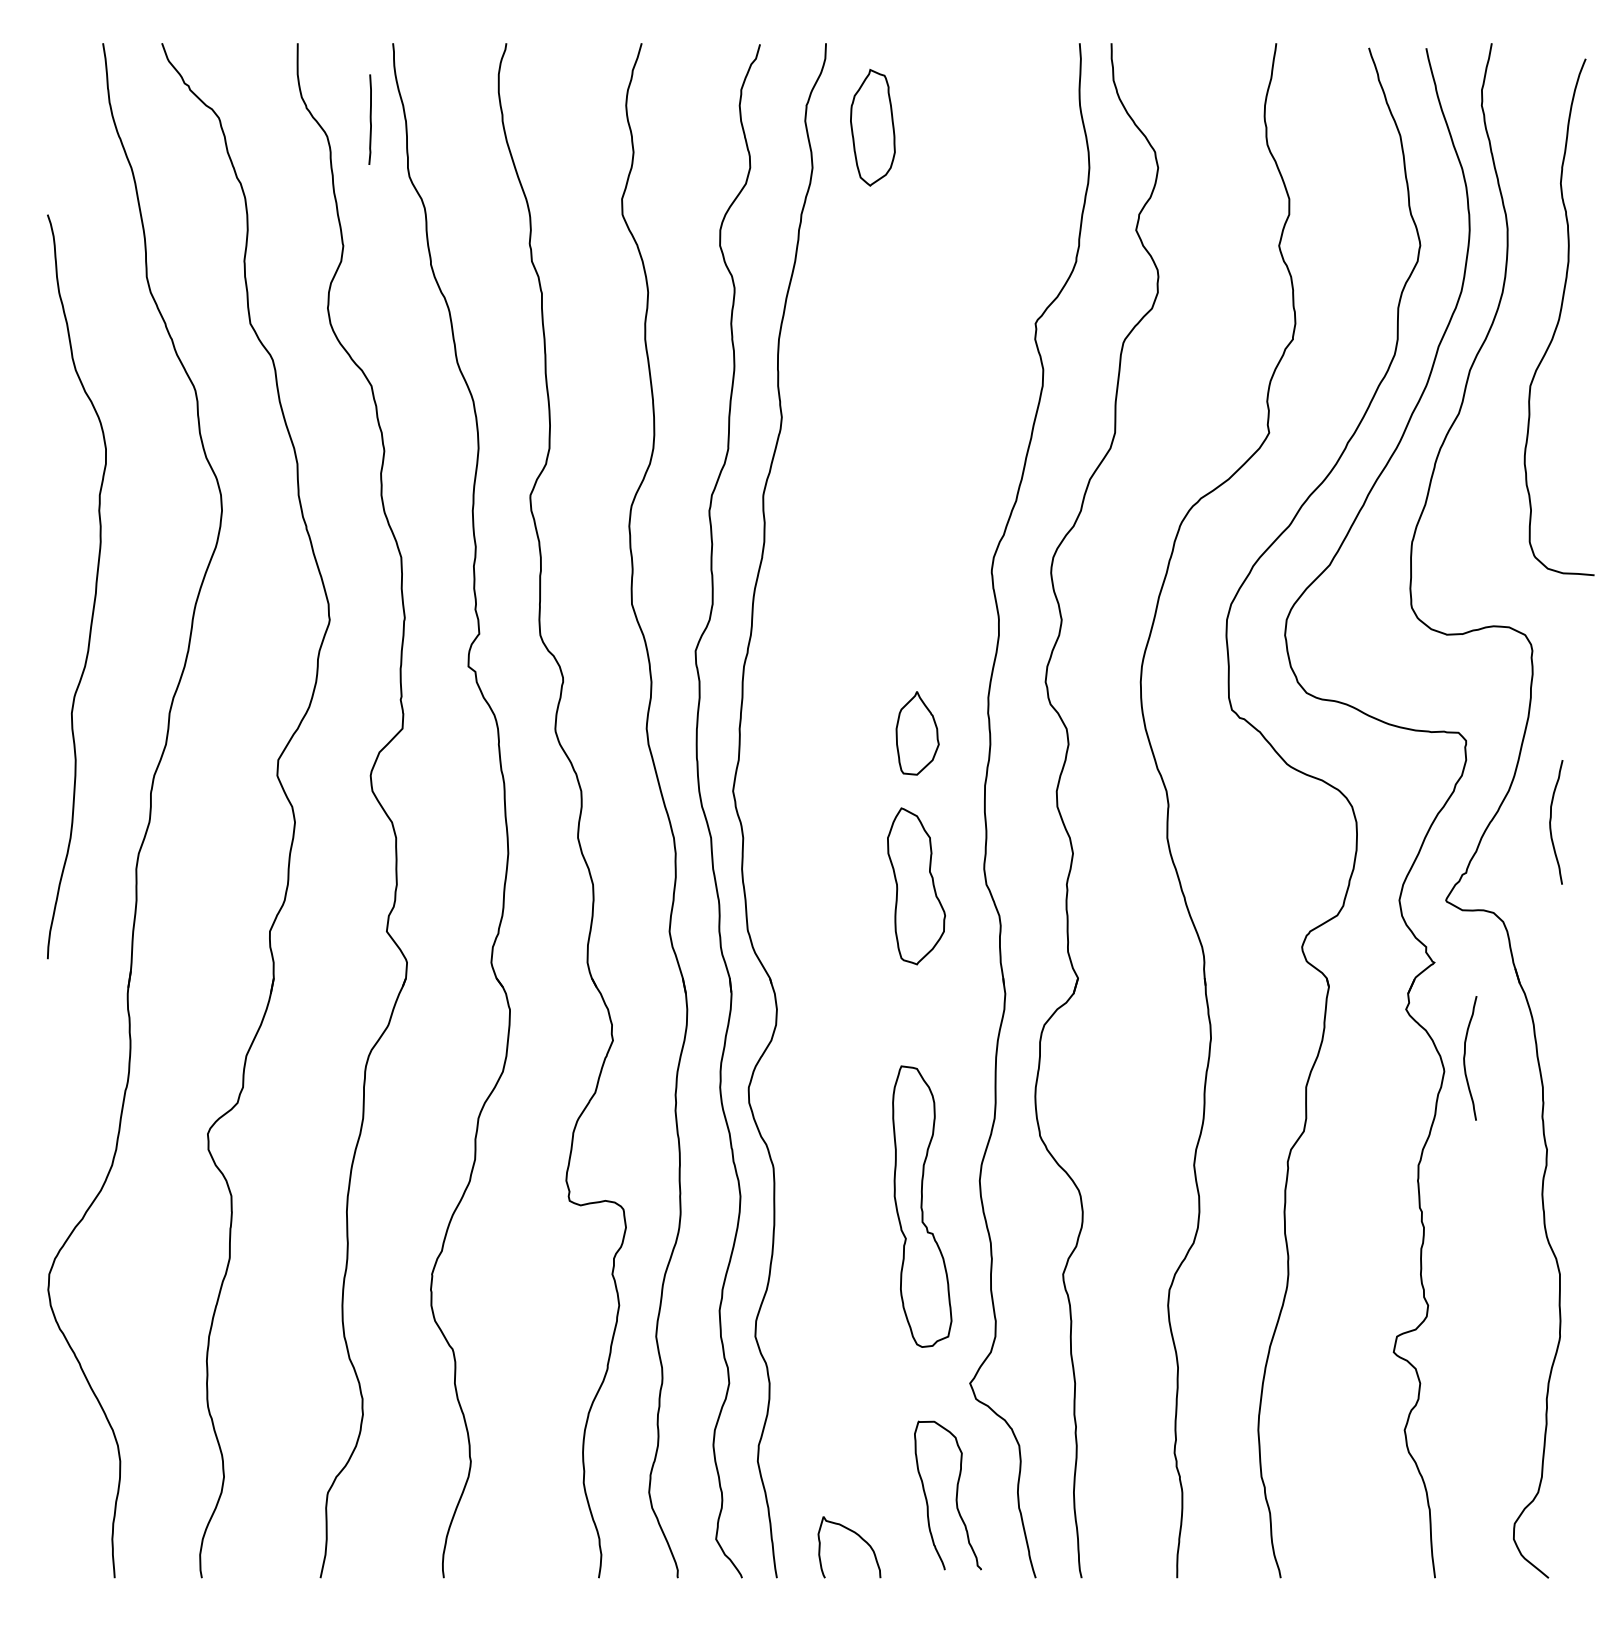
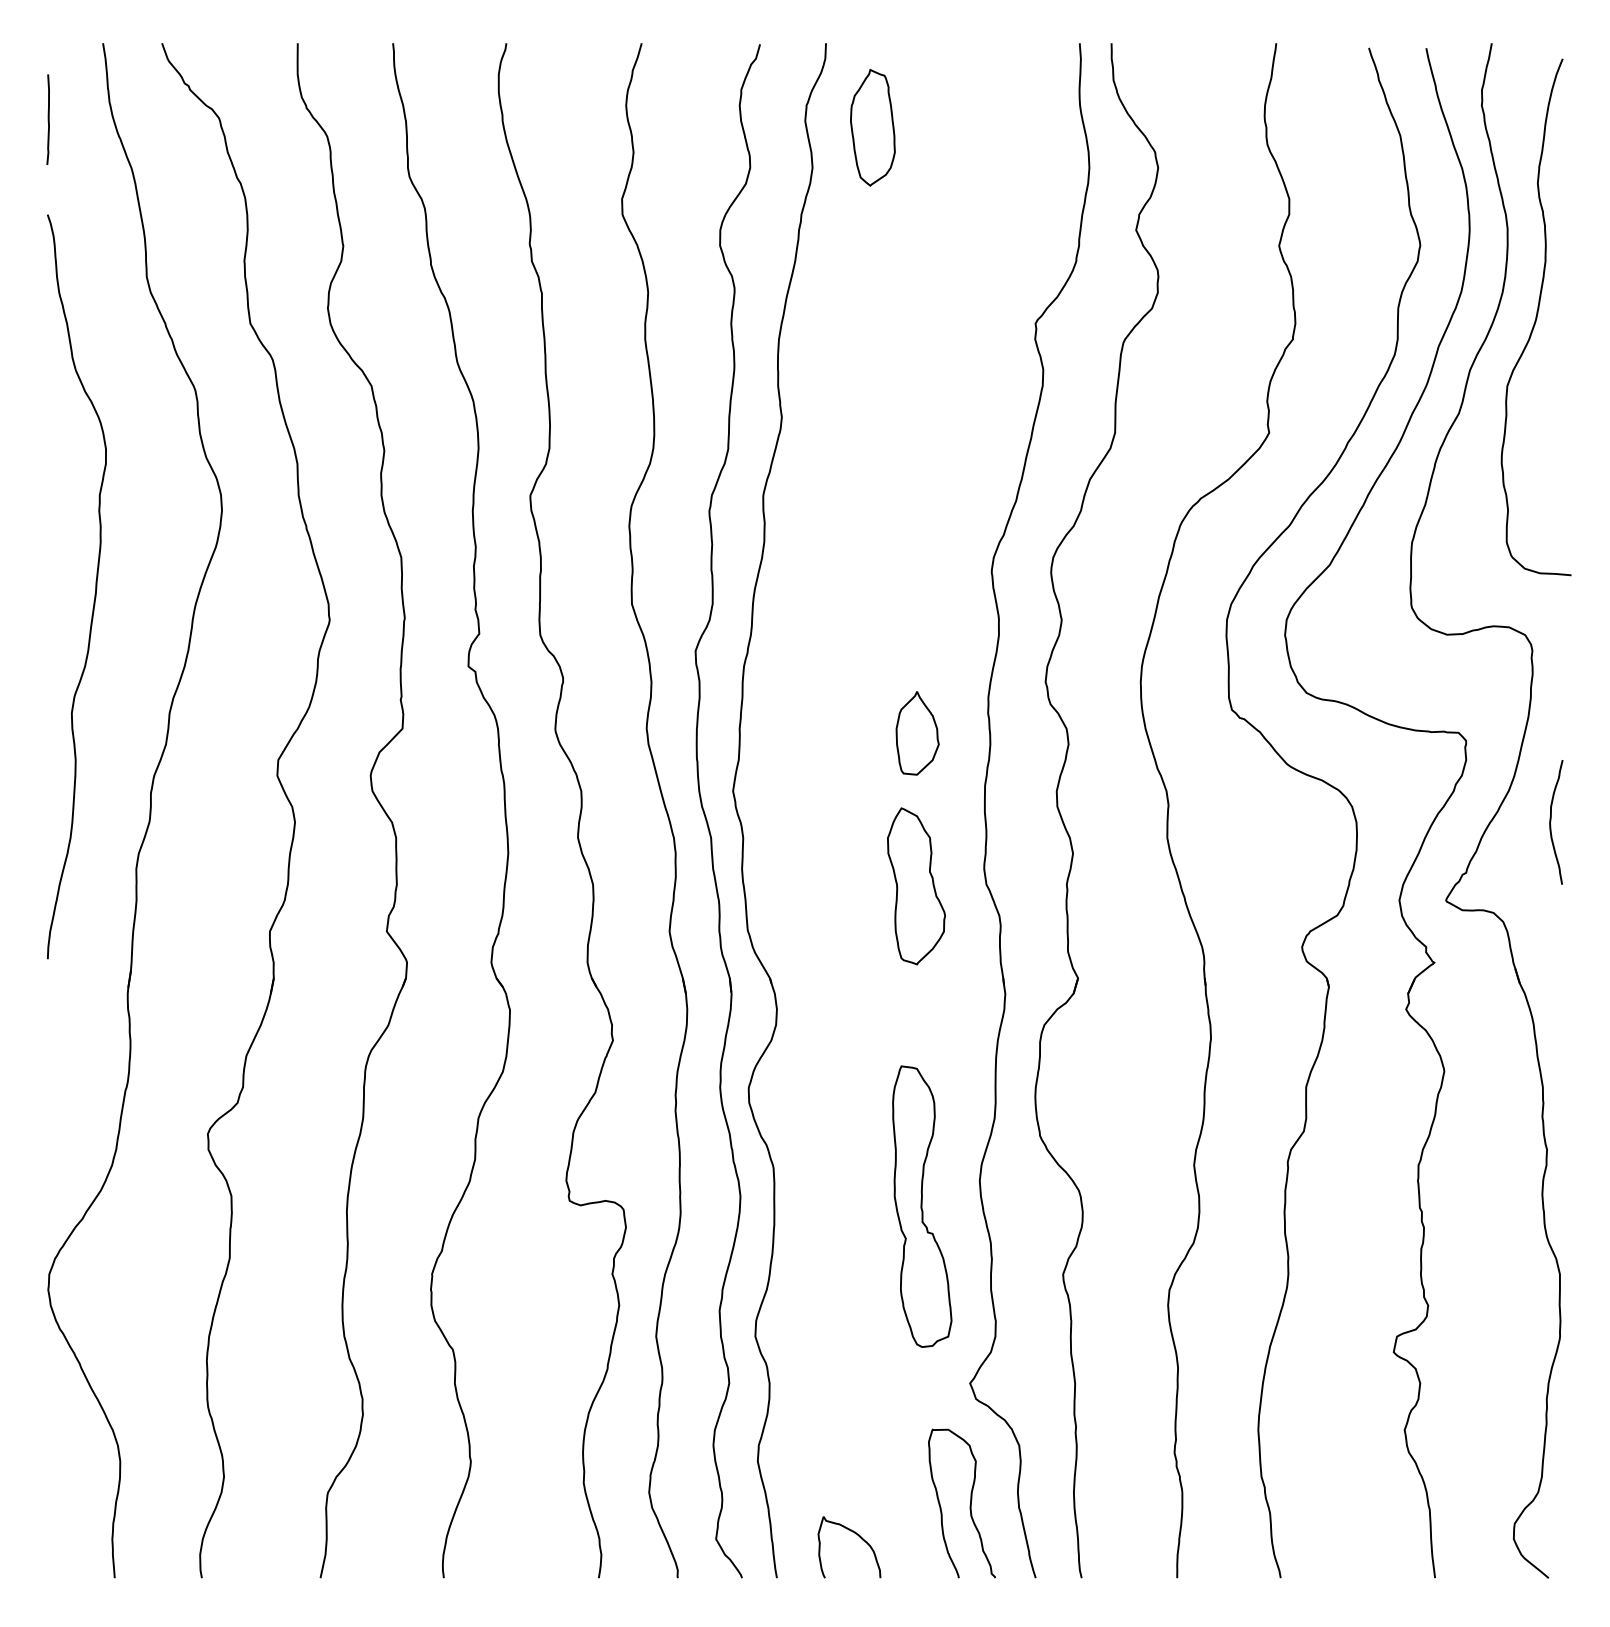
line position: (369, 119) -> (47, 119) (47, 119)
curve position: (1558, 317) -> (1535, 317) (1535, 317)
curve: present -> none (1465, 1057)
curve position: (955, 1497) -> (969, 1505) (969, 1505)
